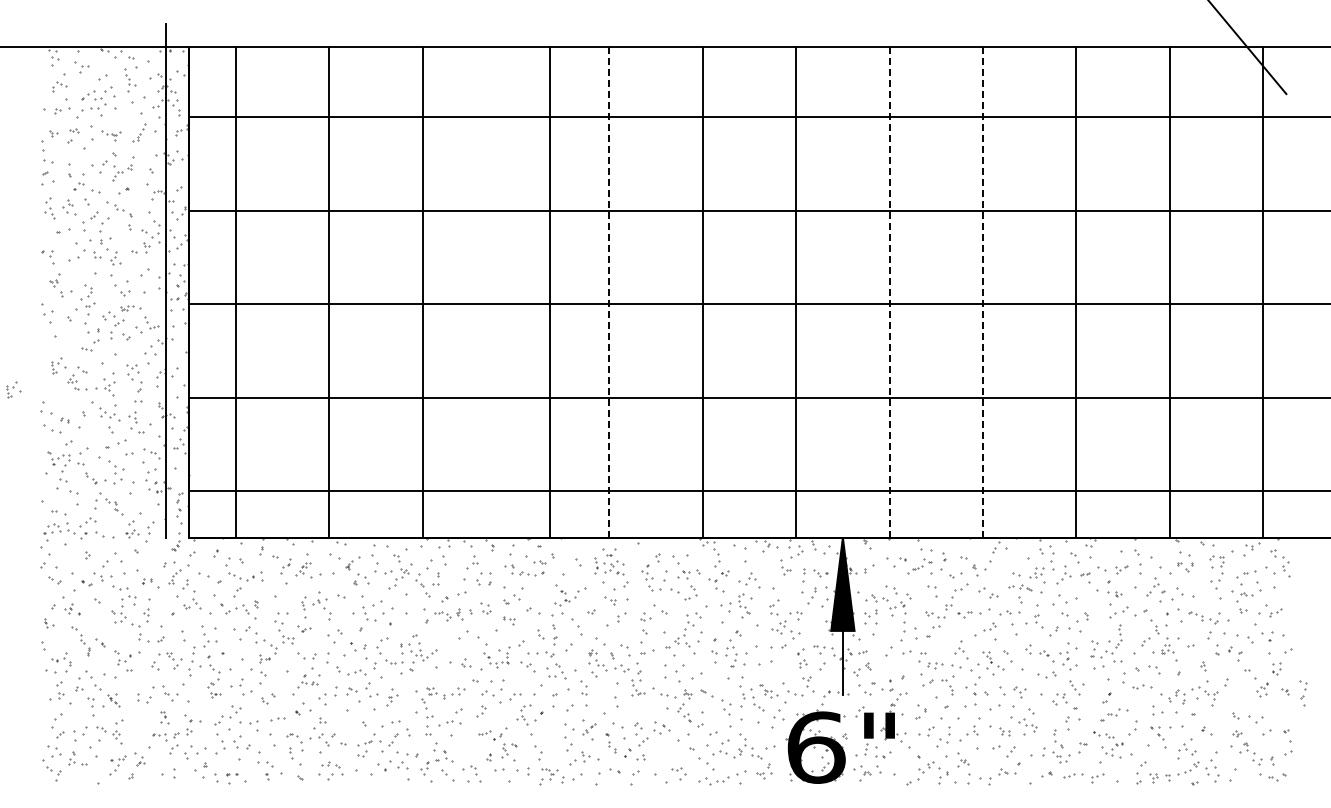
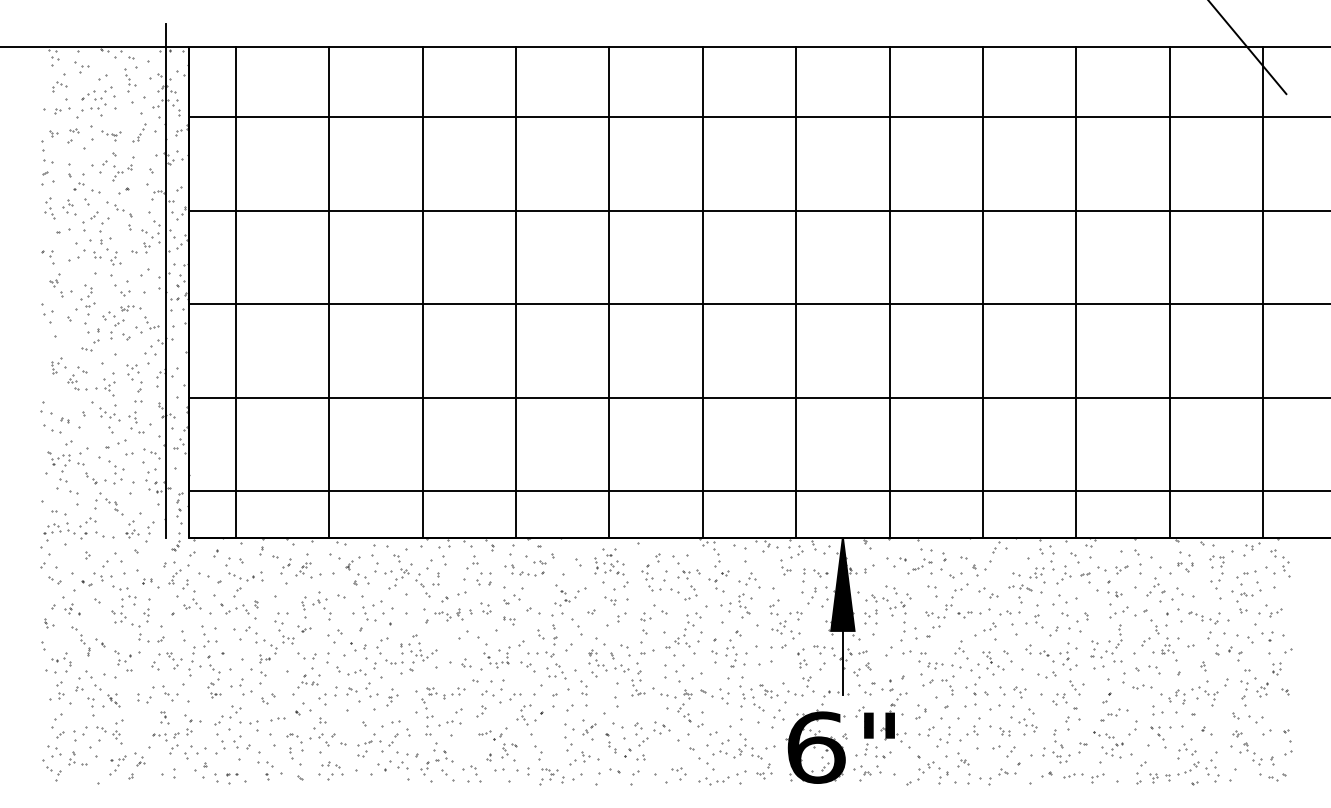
line: dashed -> solid (609, 291)
line: dashed -> solid (889, 291)
line: dashed -> solid (982, 291)
line position: (550, 292) -> (516, 292) (516, 292)
part: present -> none (13, 389)
part position: (1303, 693) -> (1244, 693) (1244, 693)
part position: (726, 707) -> (724, 696) (724, 696)
